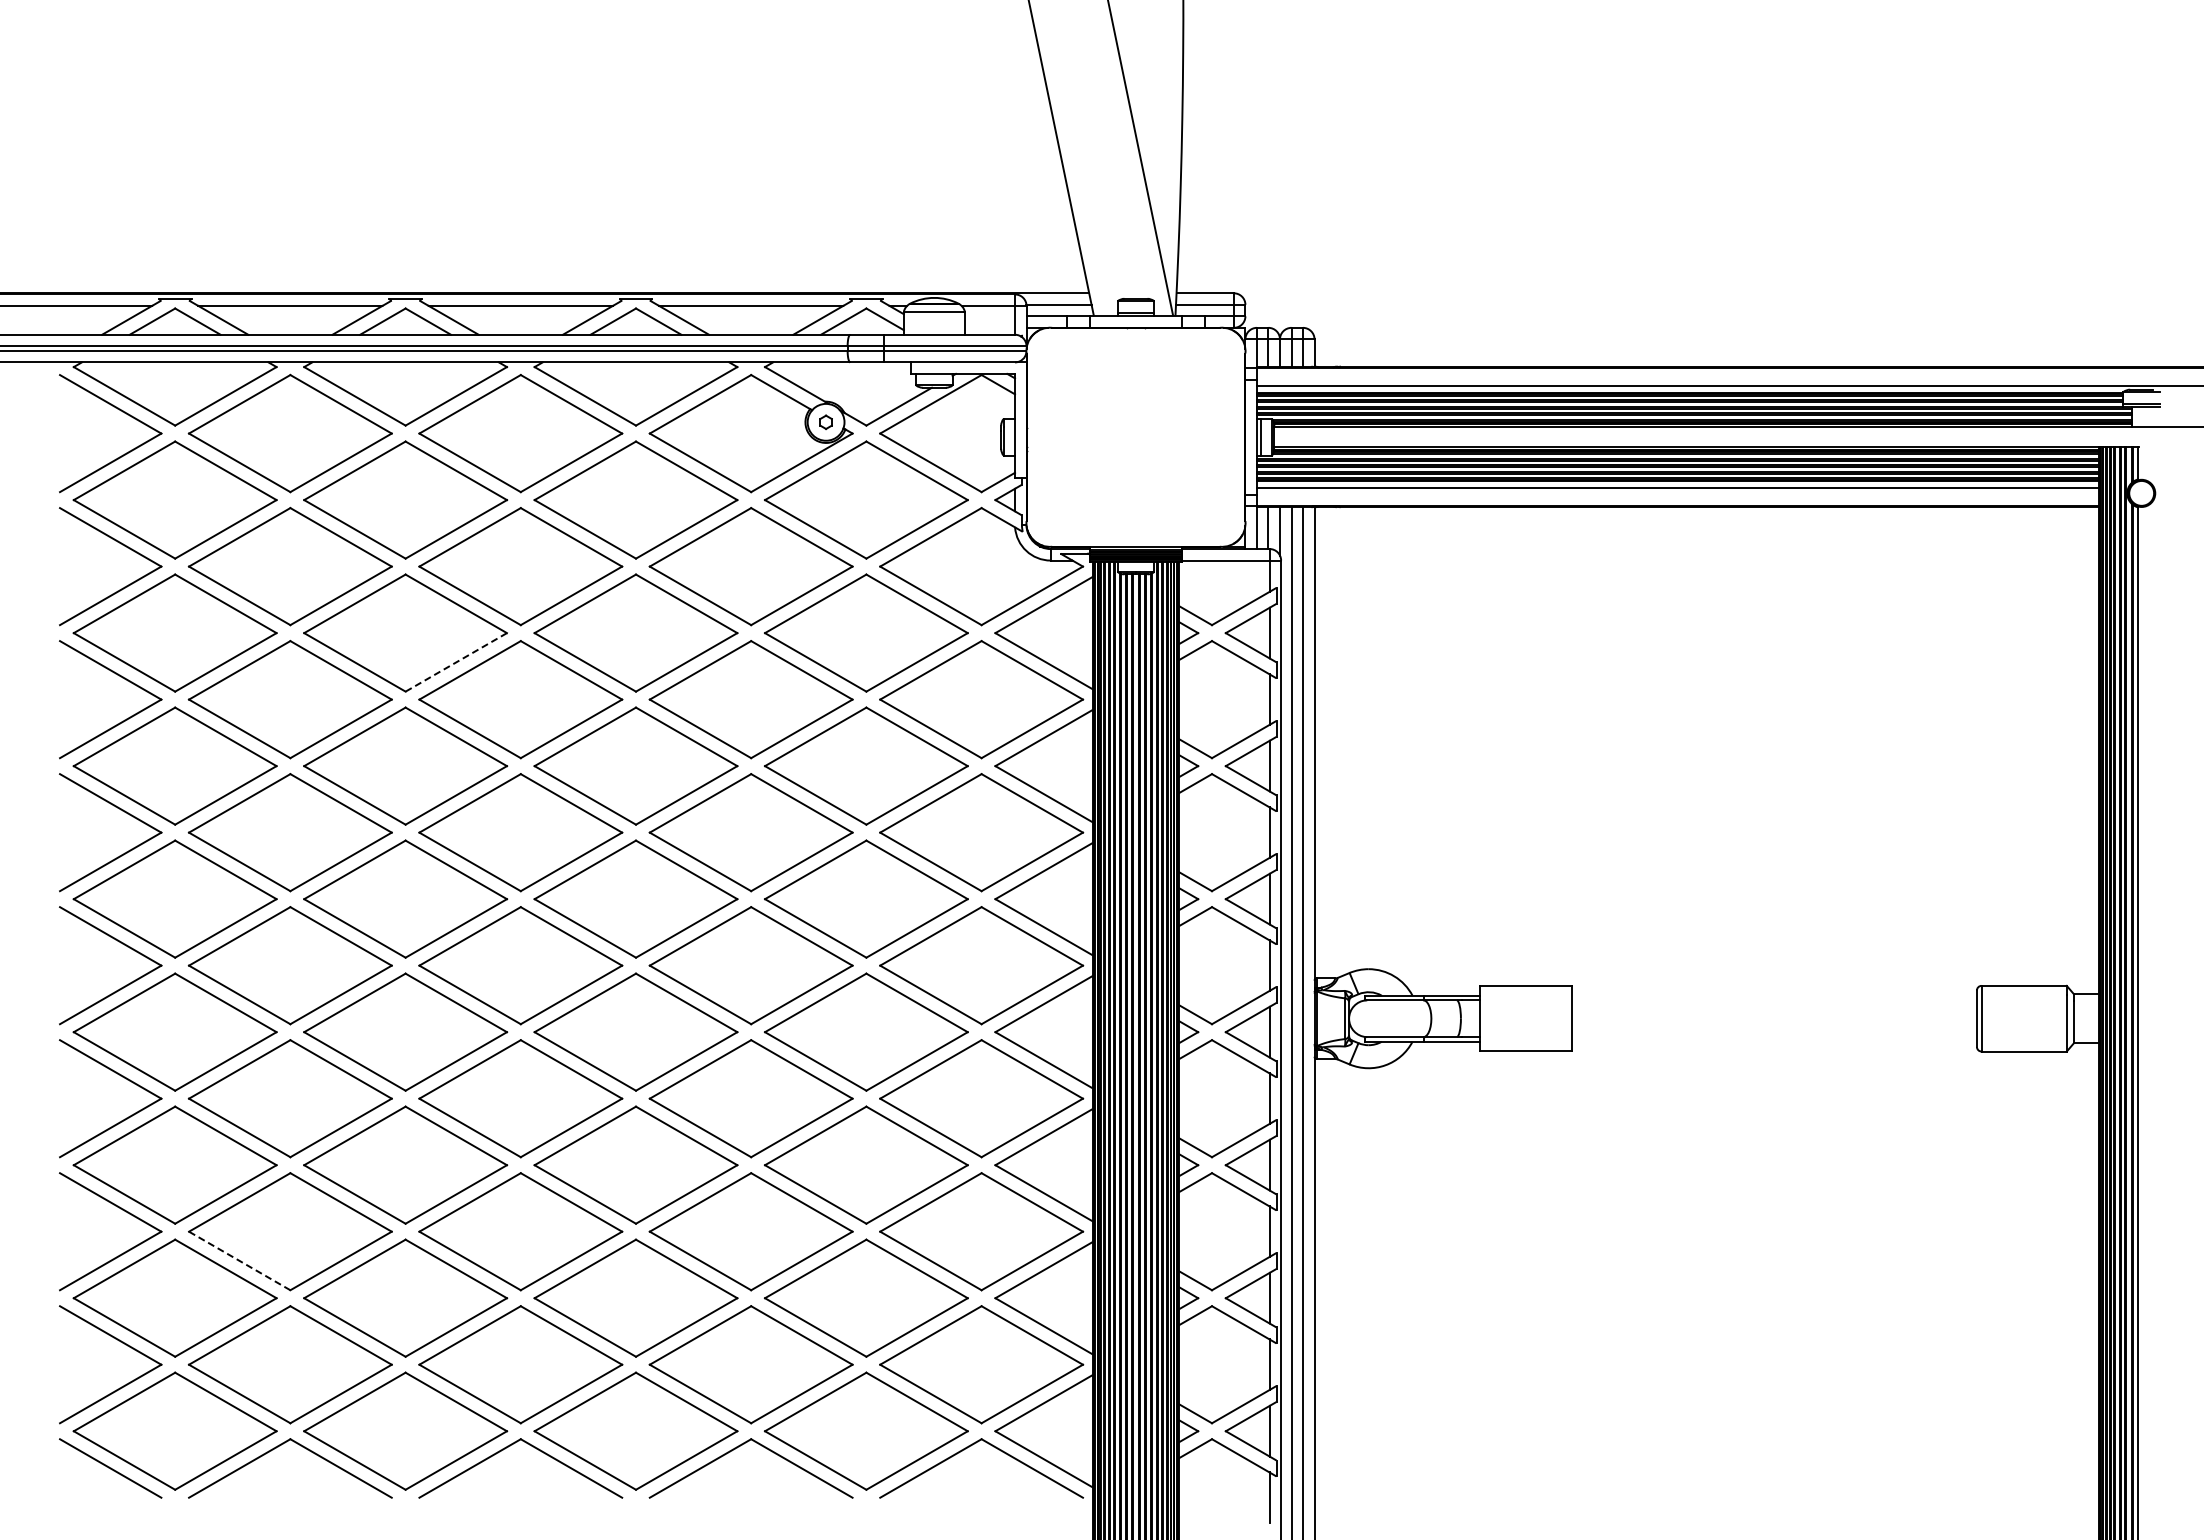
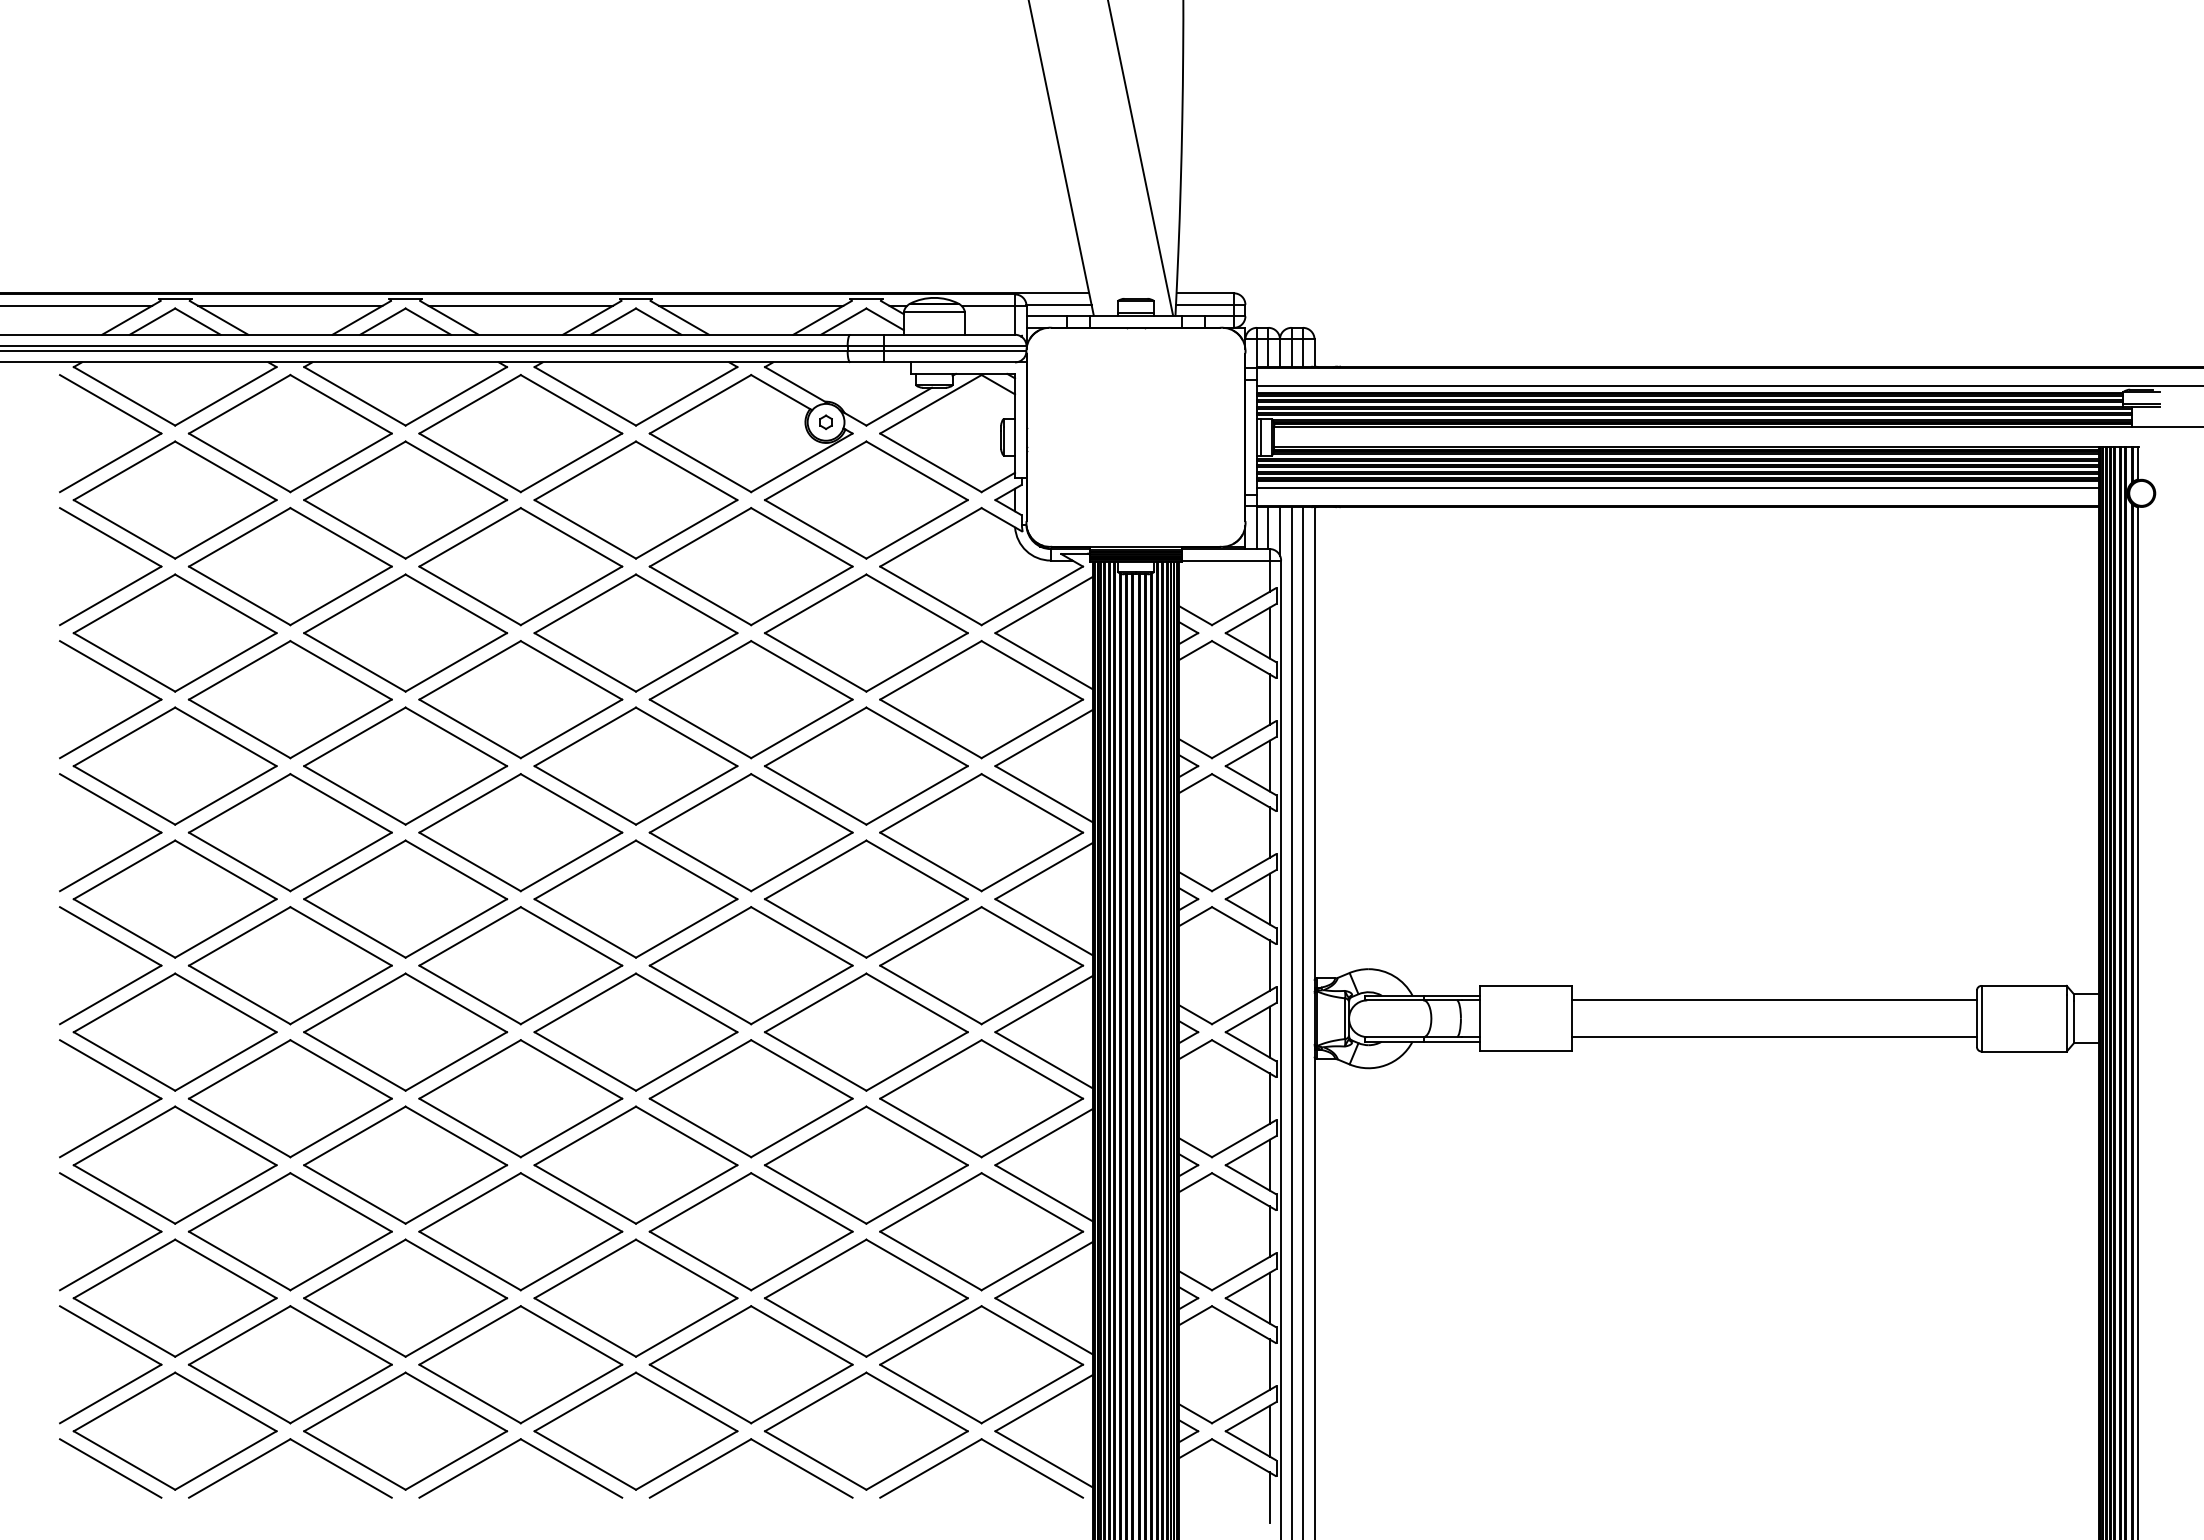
line: dashed -> solid (456, 662)
line: none -> present (1773, 1000)
line: none -> present (1773, 1037)
line: dashed -> solid (239, 1260)
